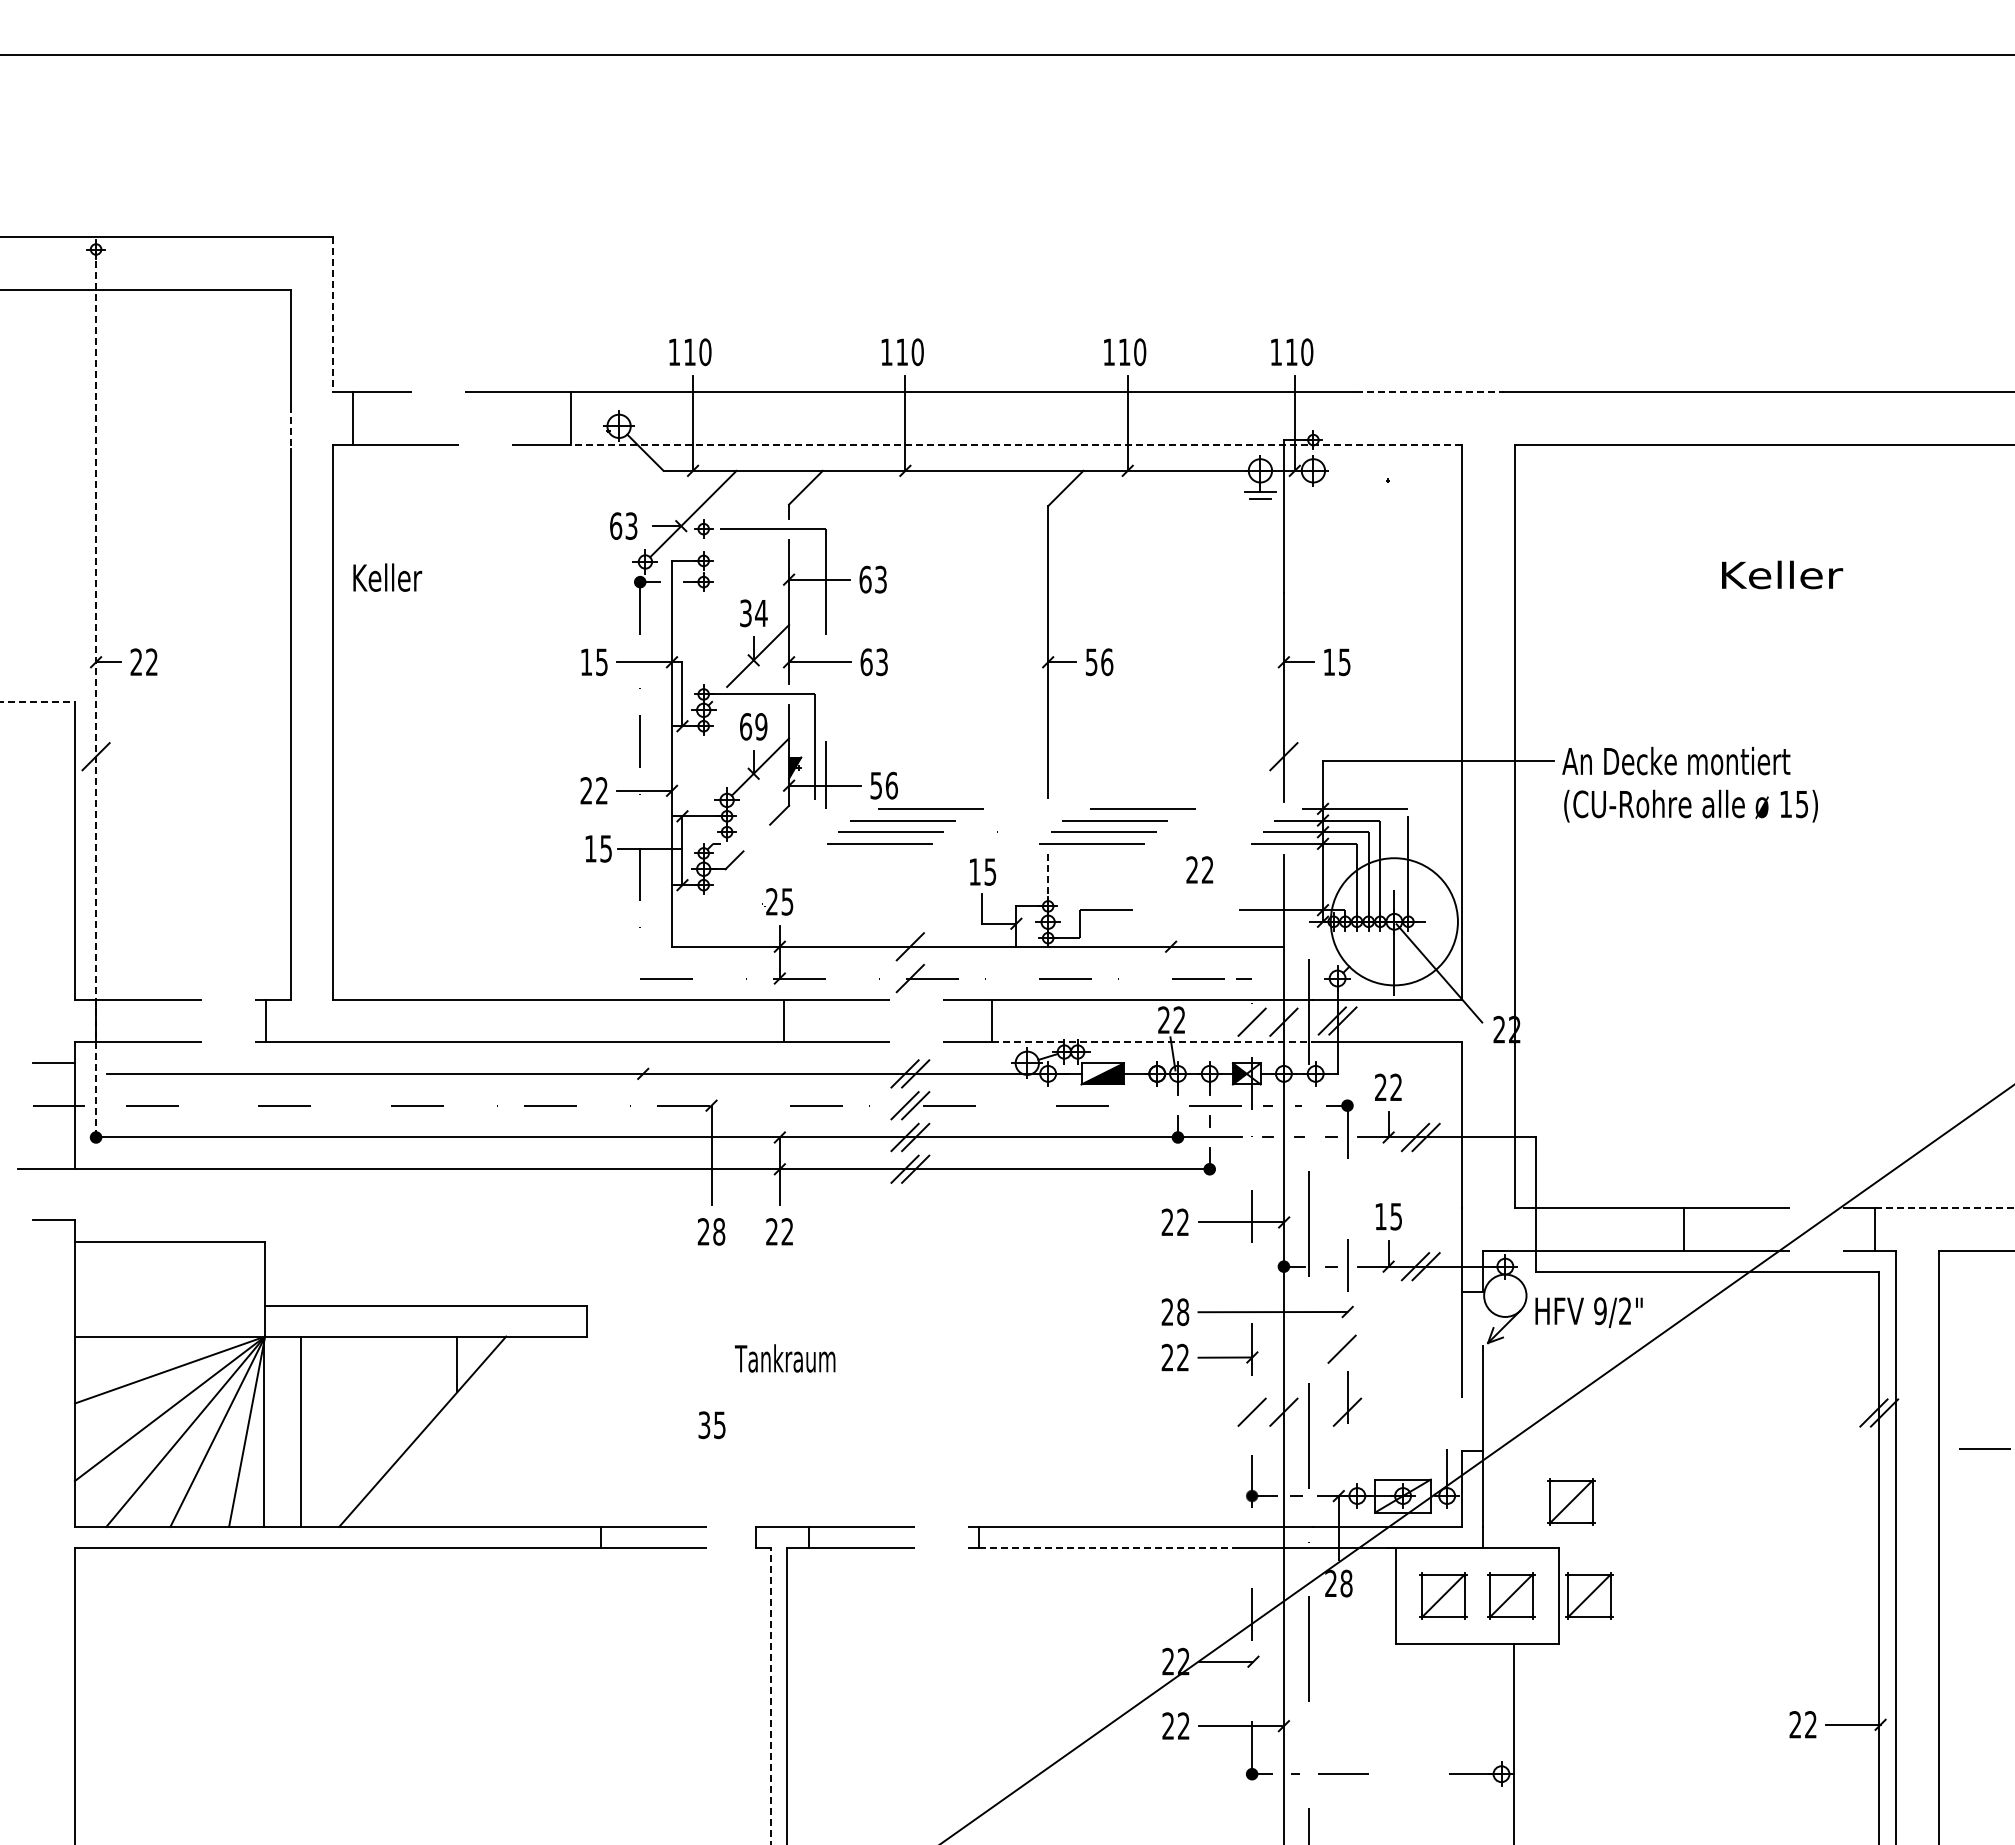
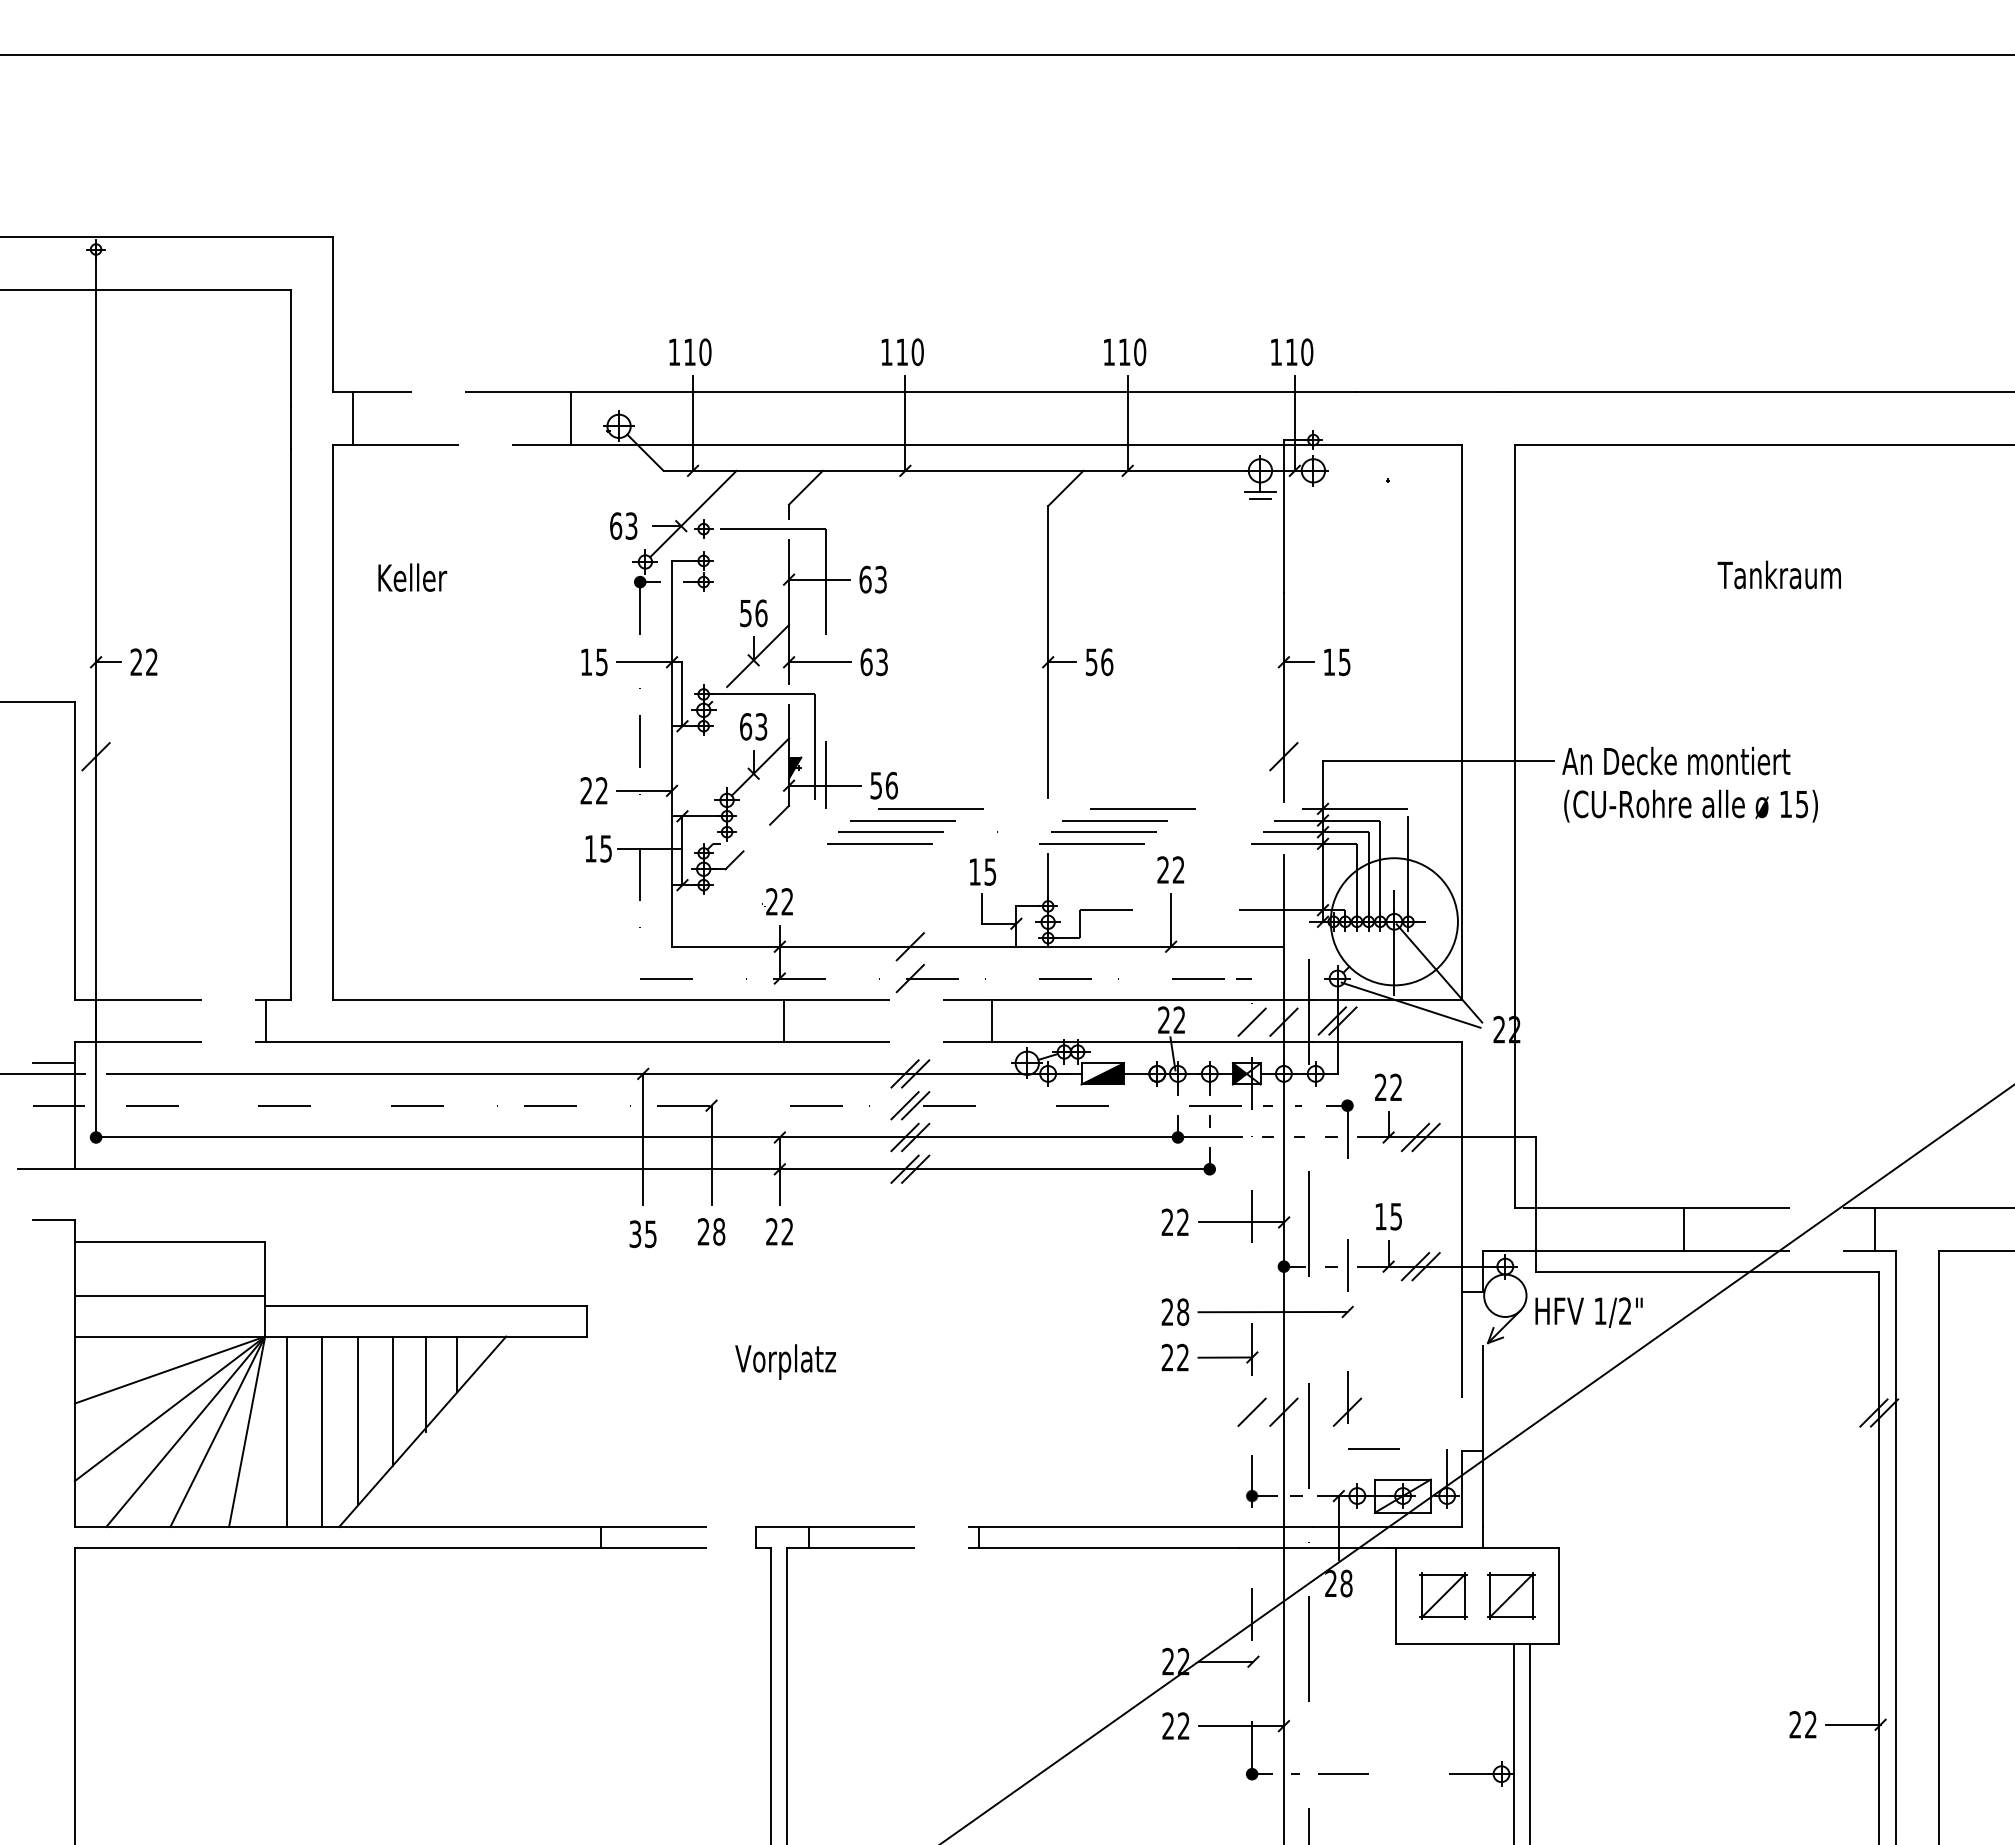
line: dashed -> solid (332, 314)
line: dashed -> solid (1430, 392)
line: dashed -> solid (290, 428)
line: dashed -> solid (1016, 445)
text: Keller -> Tankraum (1780, 574)
text position: (387, 577) -> (412, 577) (412, 577)
text: 34 -> 56 (753, 613)
line: dashed -> solid (96, 693)
line: dashed -> solid (37, 701)
text: 69 -> 63 (761, 726)
text position: (1199, 869) -> (1170, 869) (1170, 869)
line: dashed -> solid (1048, 878)
text: 25 -> 22 (787, 901)
line: none -> present (1171, 920)
line: none -> present (1410, 1004)
line: dashed -> solid (1152, 1042)
line: none -> present (43, 1073)
line: none -> present (643, 1139)
line: dashed -> solid (1945, 1208)
line: none -> present (169, 1296)
text: 9/2" -> 1/2" (1600, 1311)
line: present -> none (1341, 1348)
text: Tankraum -> Vorplatz (784, 1361)
line: none -> present (425, 1383)
line: none -> present (392, 1400)
line: none -> present (358, 1420)
text position: (711, 1425) -> (642, 1234) (642, 1234)
line position: (263, 1431) -> (286, 1431) (286, 1431)
line position: (301, 1431) -> (322, 1431) (322, 1431)
line position: (1984, 1448) -> (1373, 1448) (1373, 1448)
part: present -> none (1571, 1501)
line: dashed -> solid (1108, 1548)
part: present -> none (1589, 1595)
line: dashed -> solid (770, 1696)
line: none -> present (1530, 1742)
